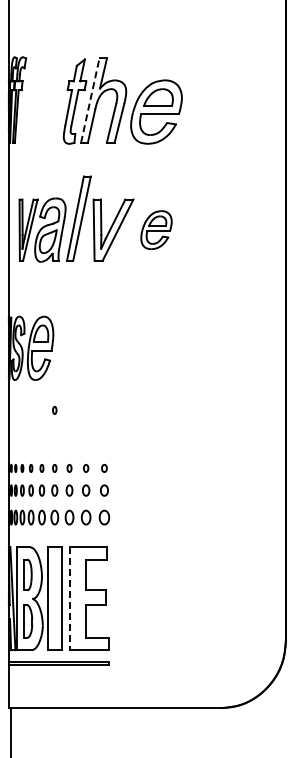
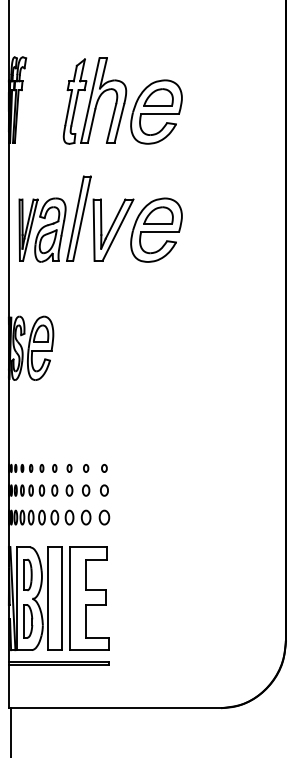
line: dashed -> solid (90, 100)
part size: 33x41 px -> 53x66 px (156, 229)
part: present -> none (54, 410)
line: dashed -> solid (69, 599)
